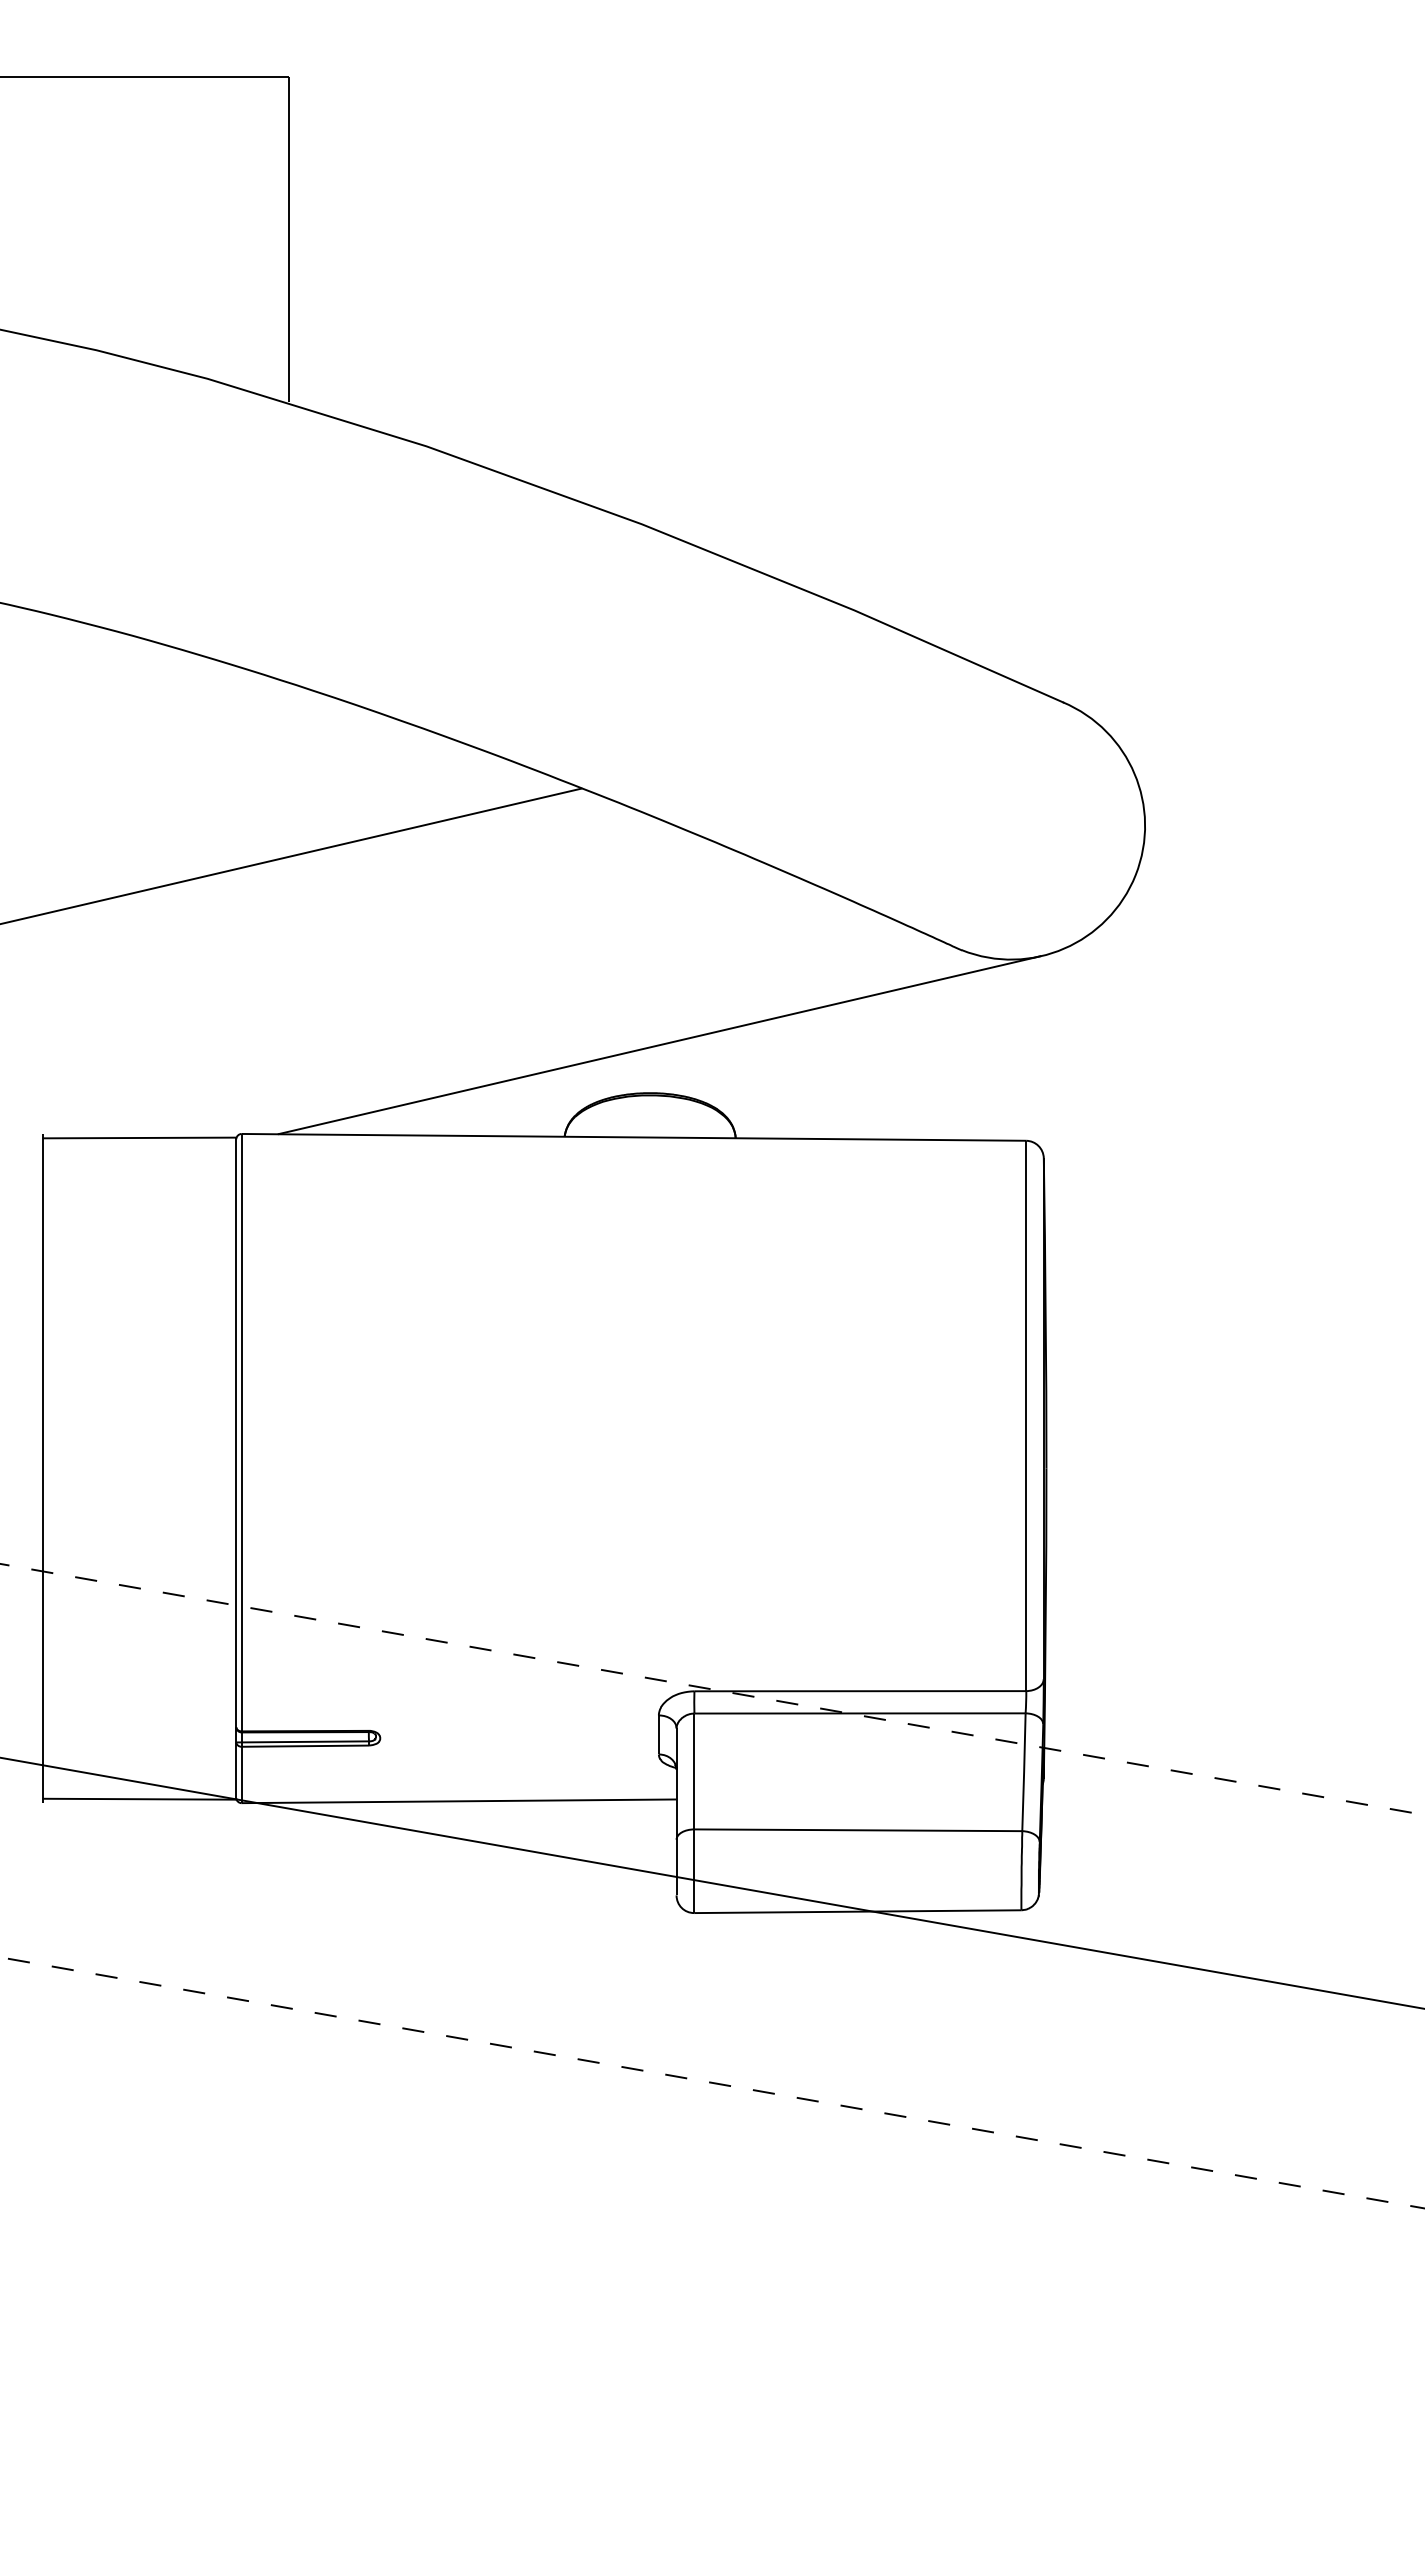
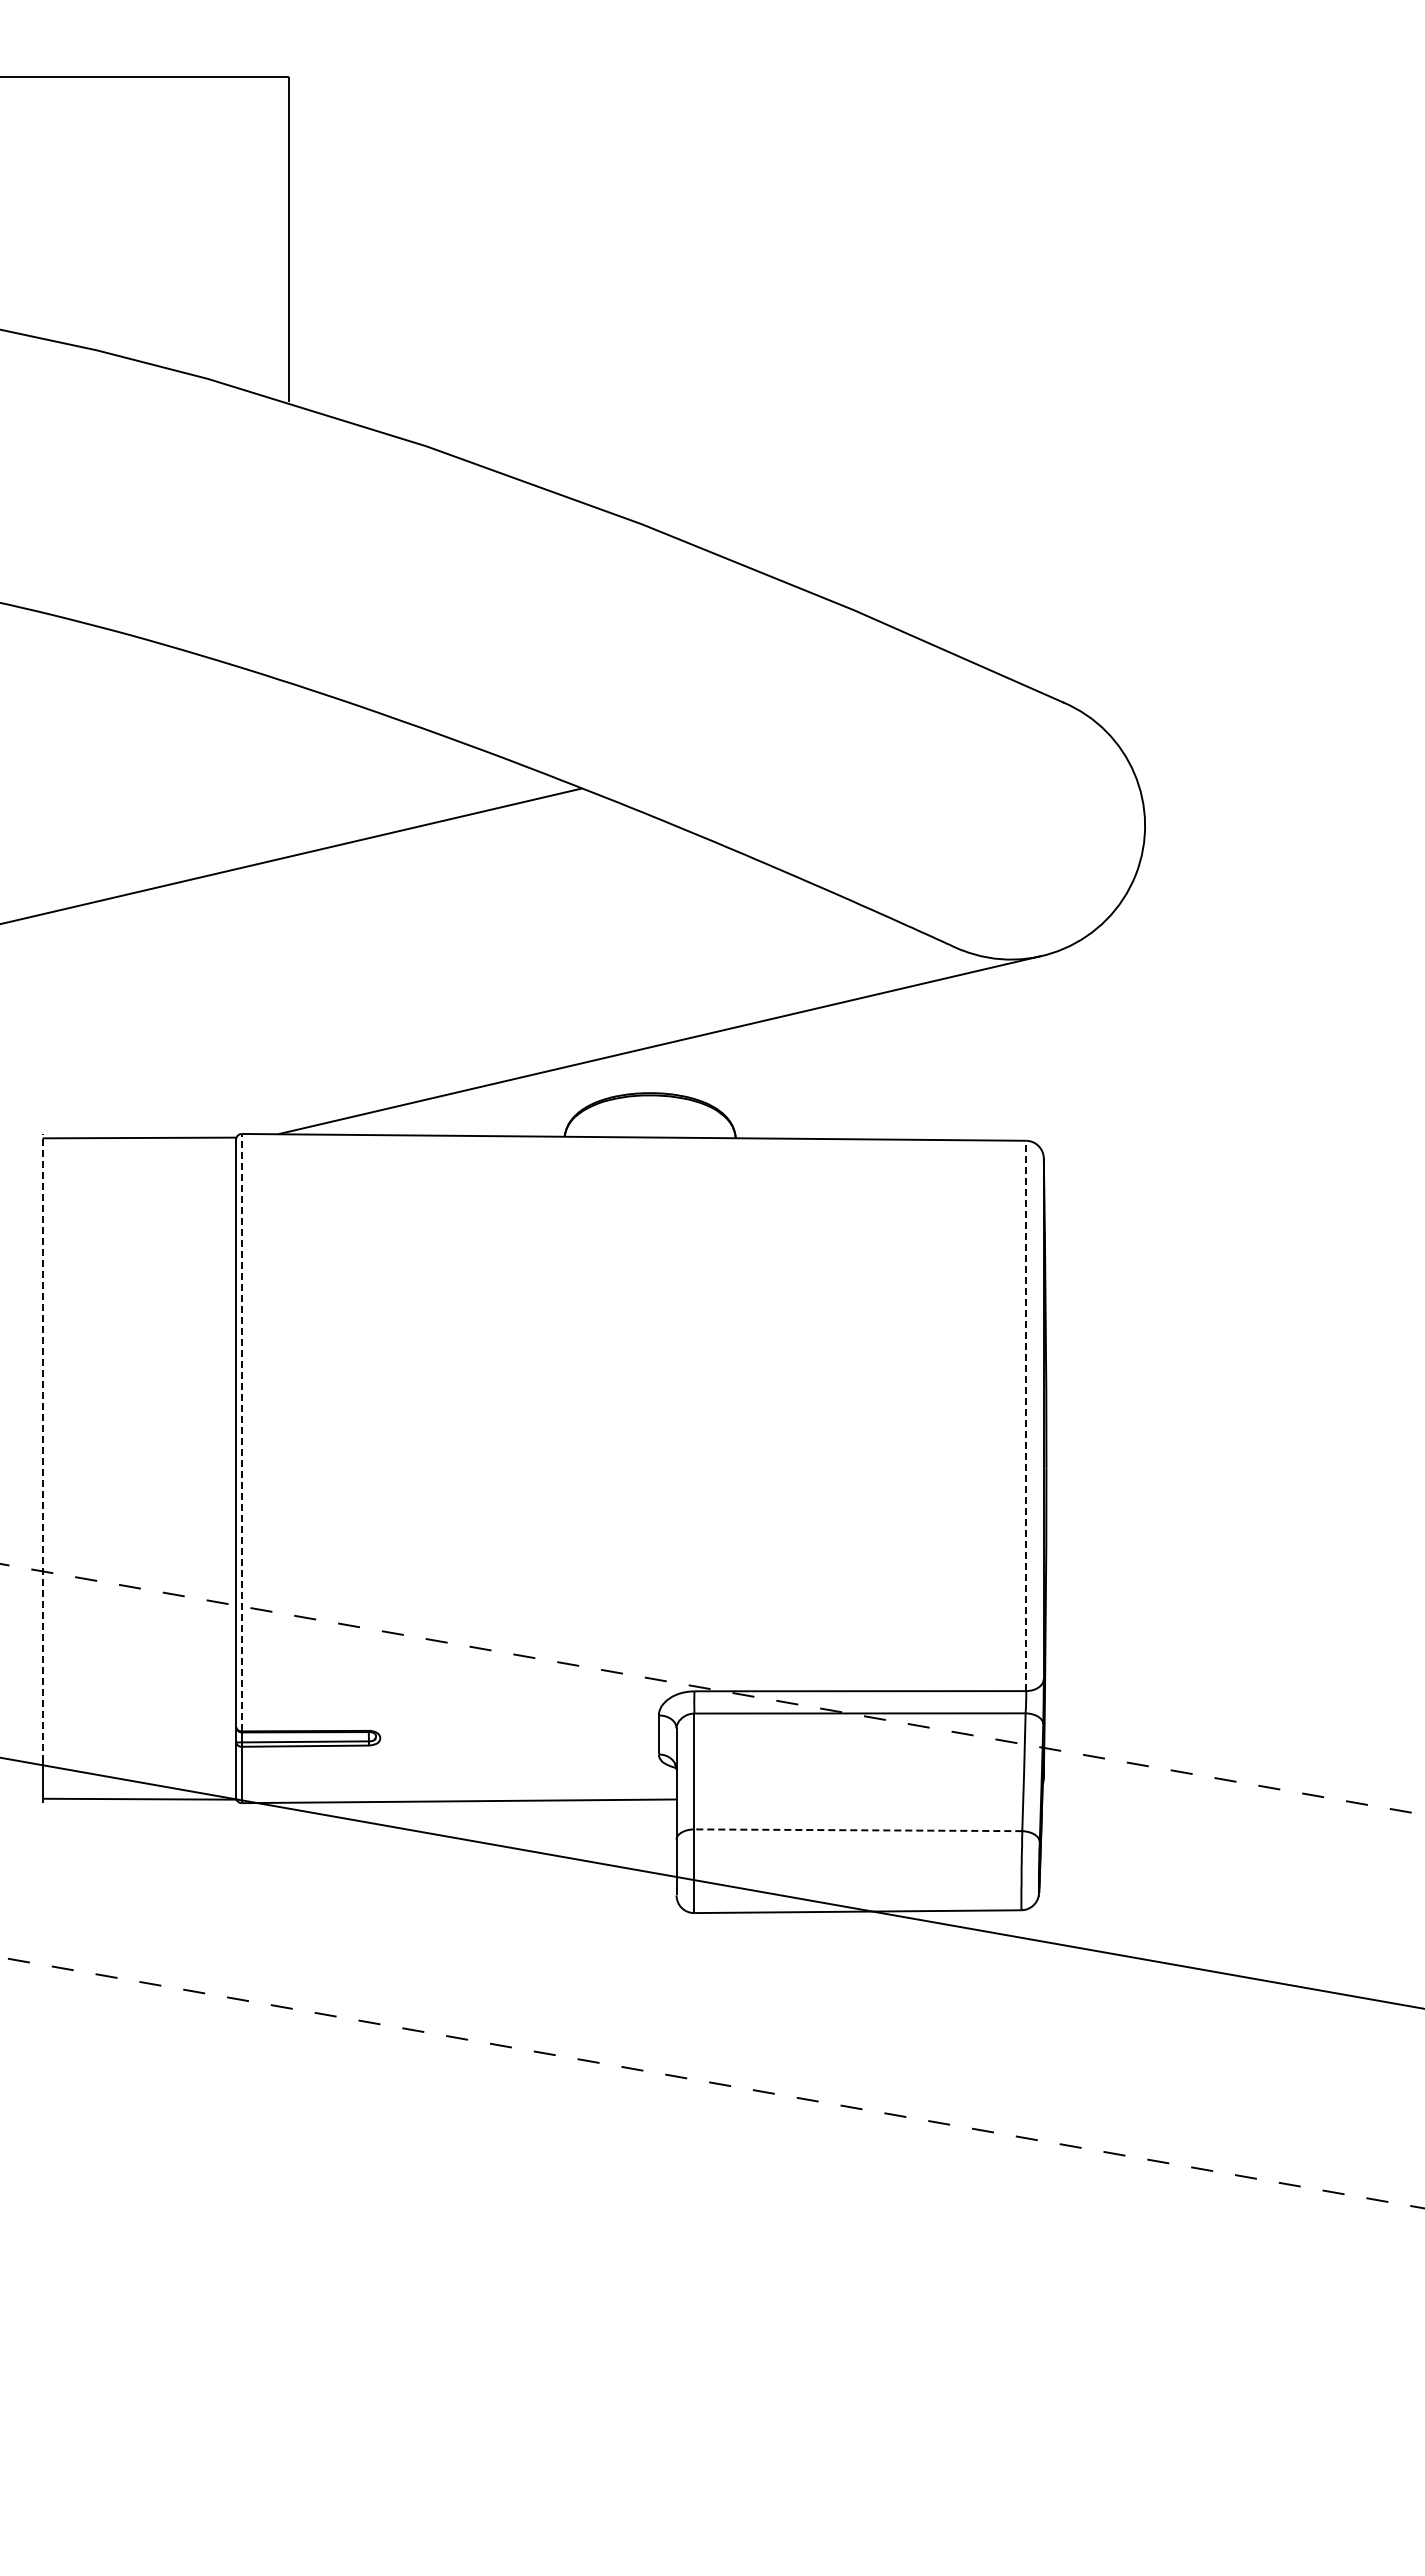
line: solid -> dashed (1026, 1415)
line: solid -> dashed (241, 1432)
line: solid -> dashed (42, 1447)
line: solid -> dashed (858, 1830)
